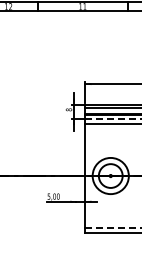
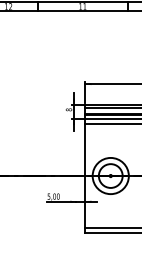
line: dashed -> solid (113, 119)
line: dashed -> solid (113, 227)
